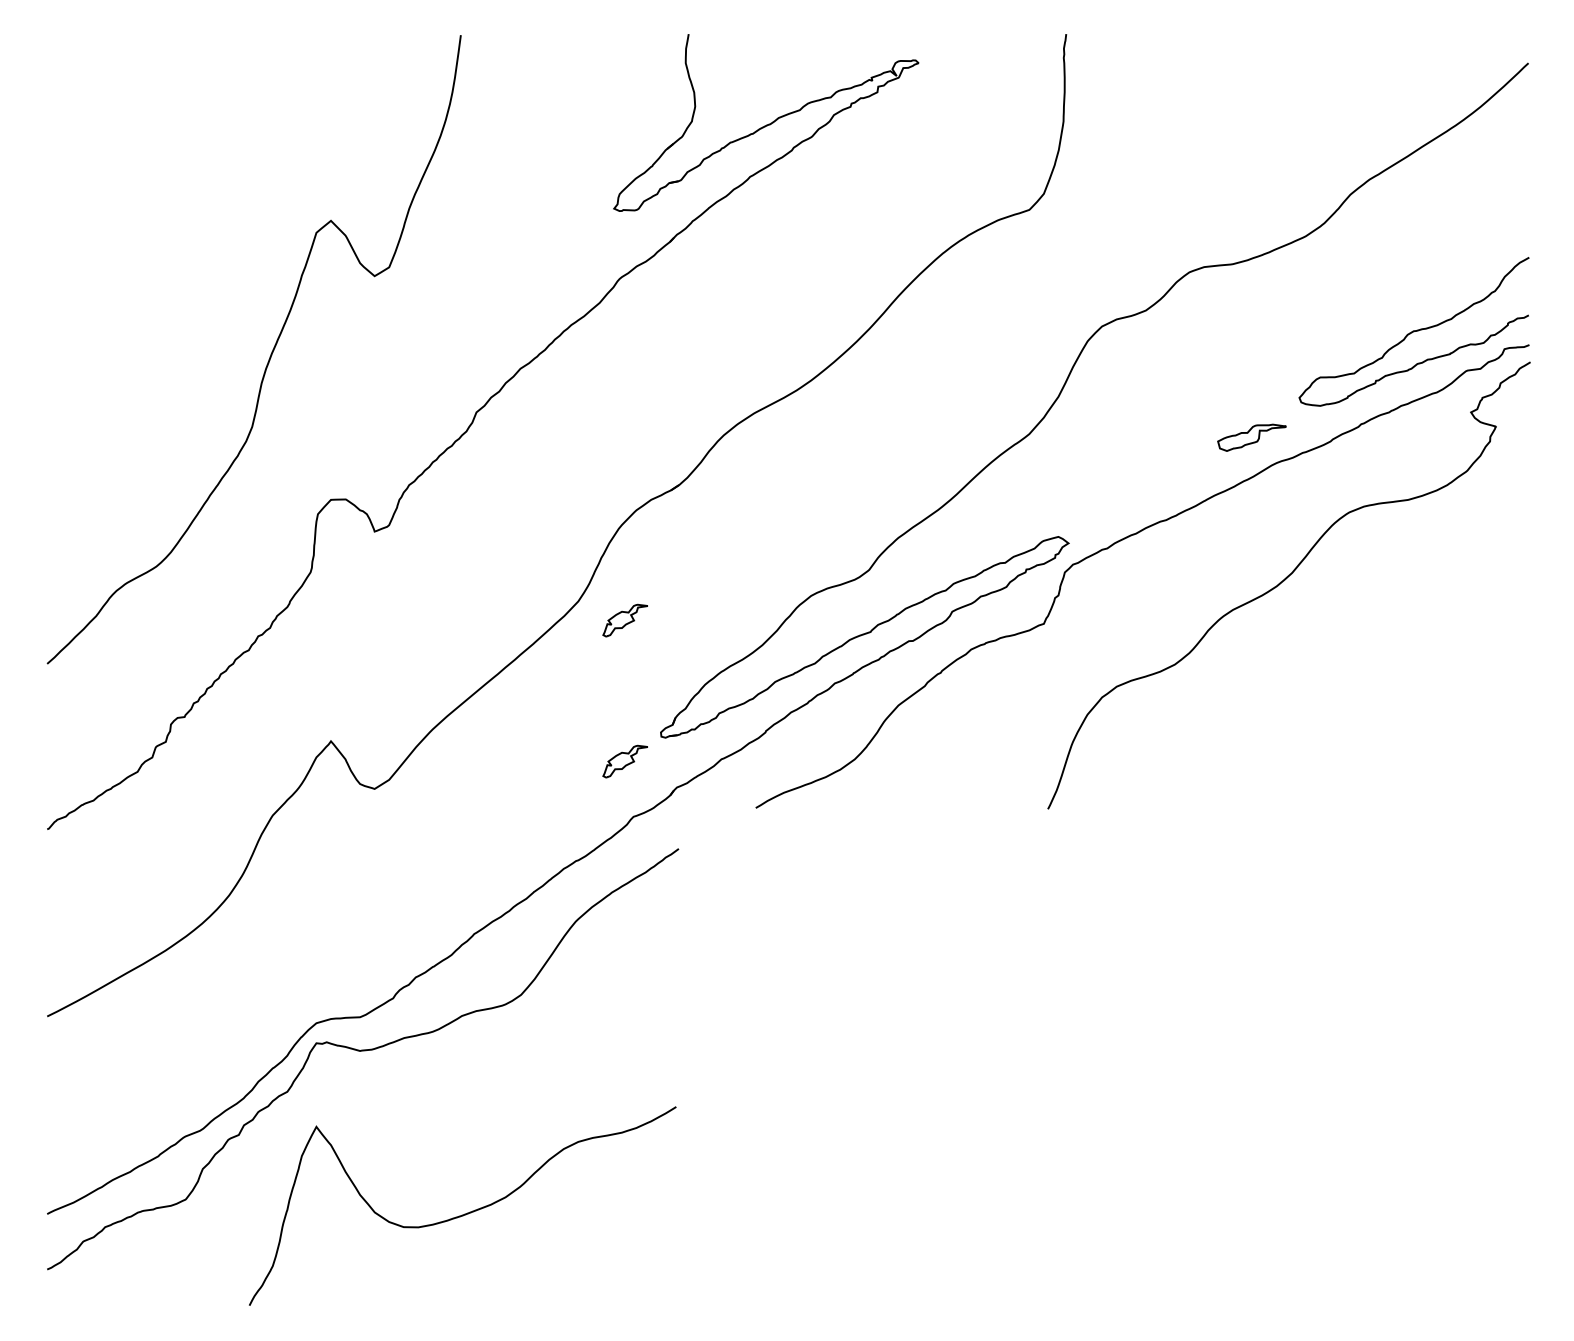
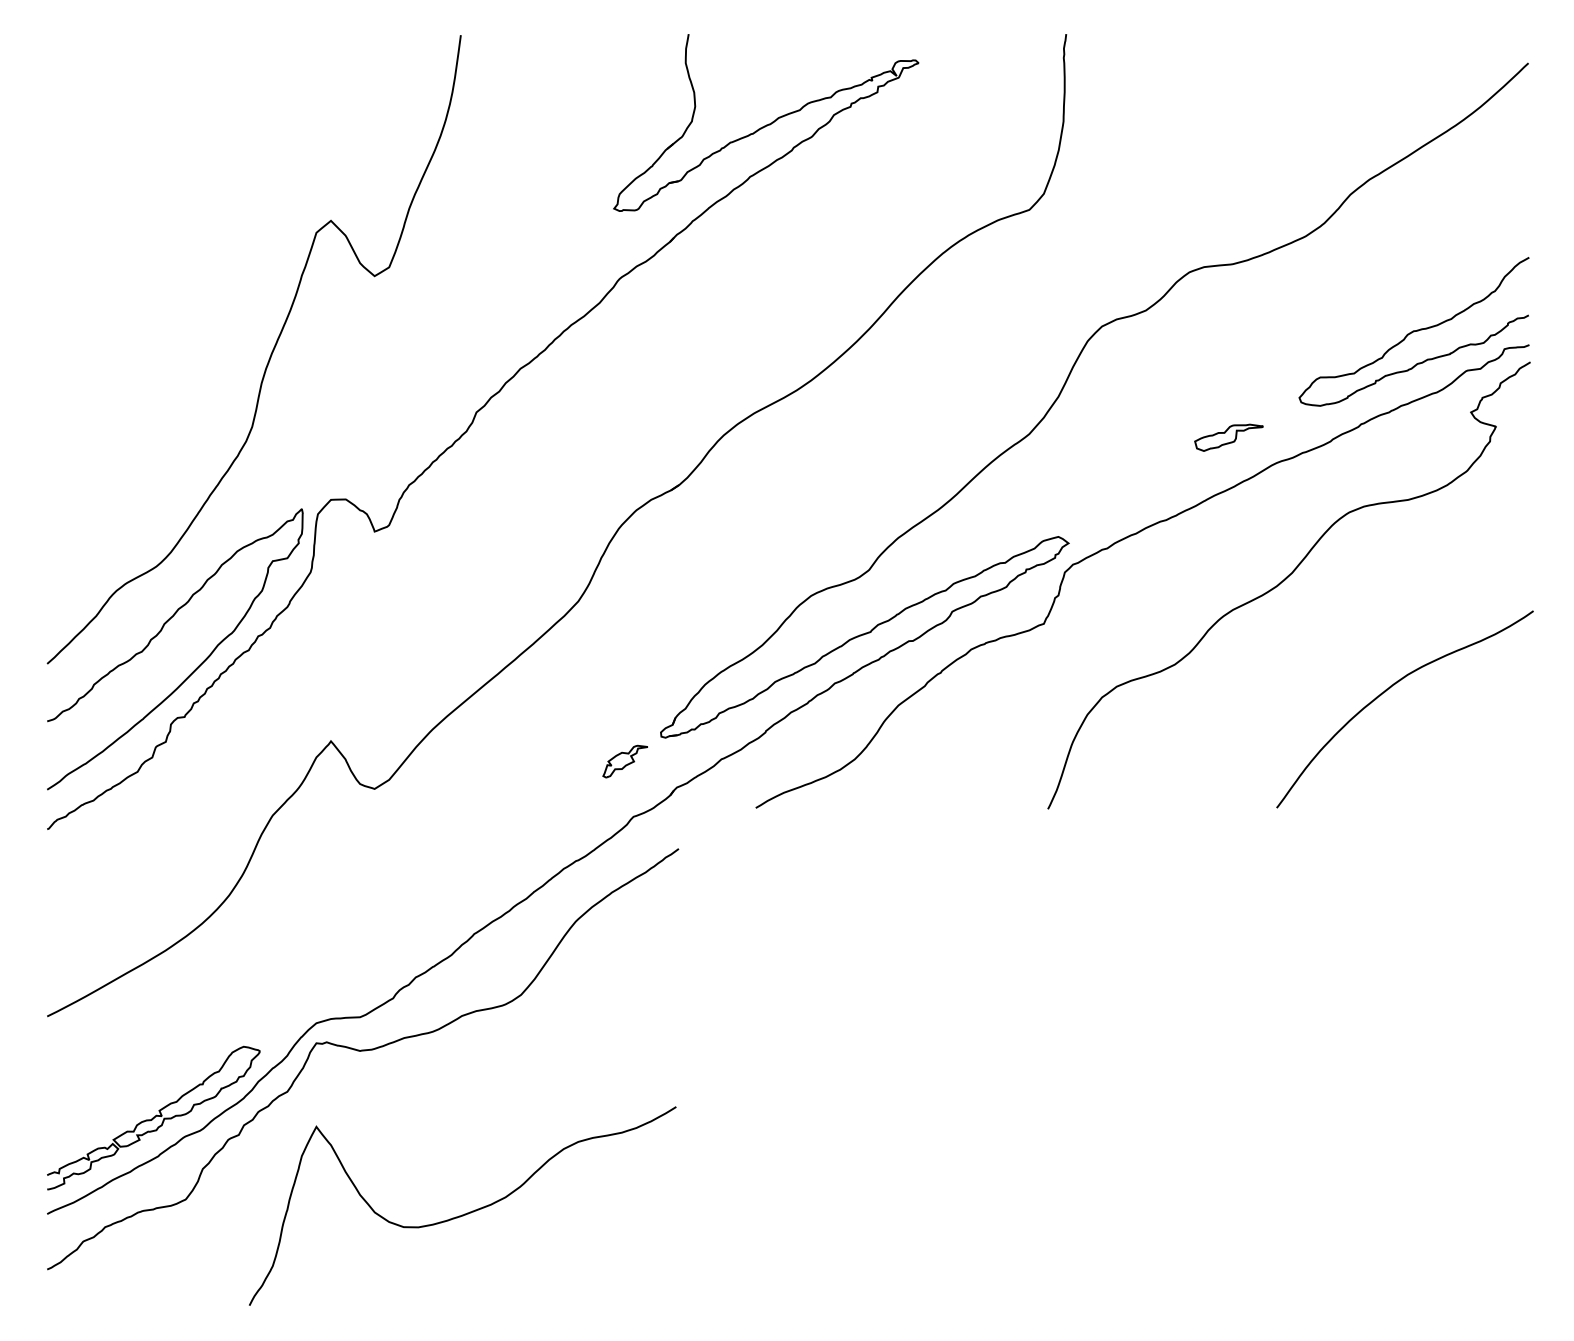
part position: (1251, 437) -> (1228, 437) (1228, 437)
part: present -> none (624, 620)
curve: none -> present (157, 636)
curve: none -> present (1389, 689)
part: none -> present (153, 1117)
